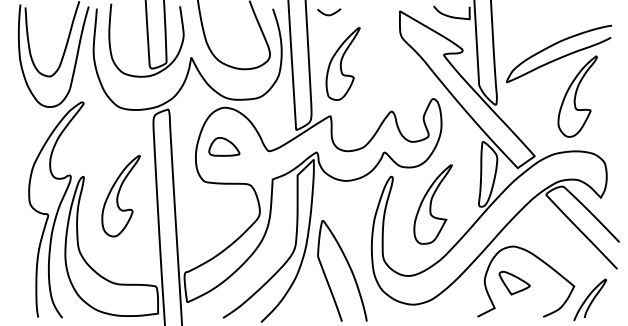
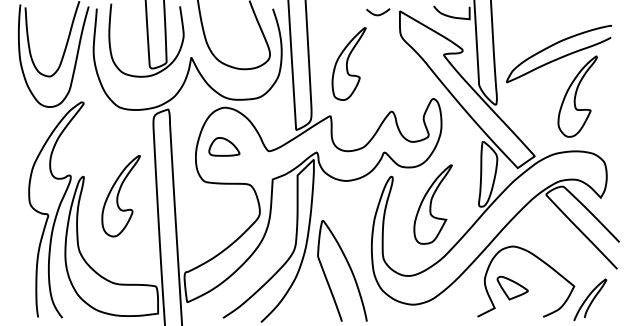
curve position: (329, 14) -> (378, 14) (378, 14)
part position: (342, 63) -> (348, 63) (348, 63)
part position: (514, 282) -> (512, 287) (512, 287)
